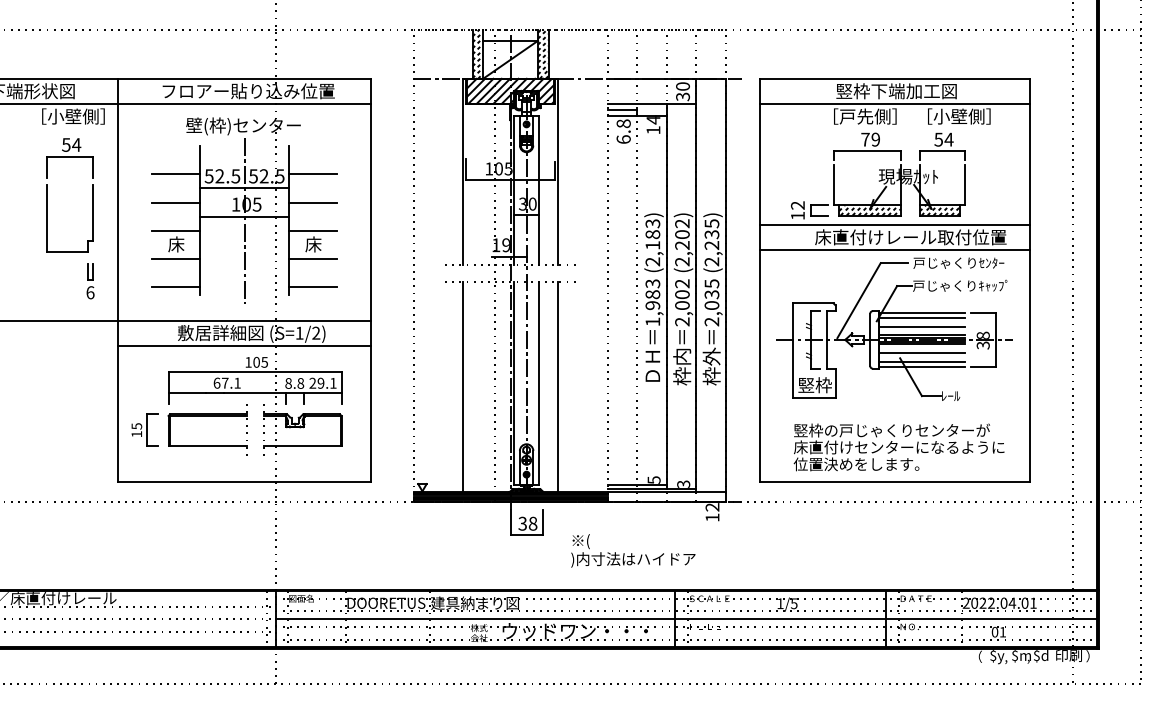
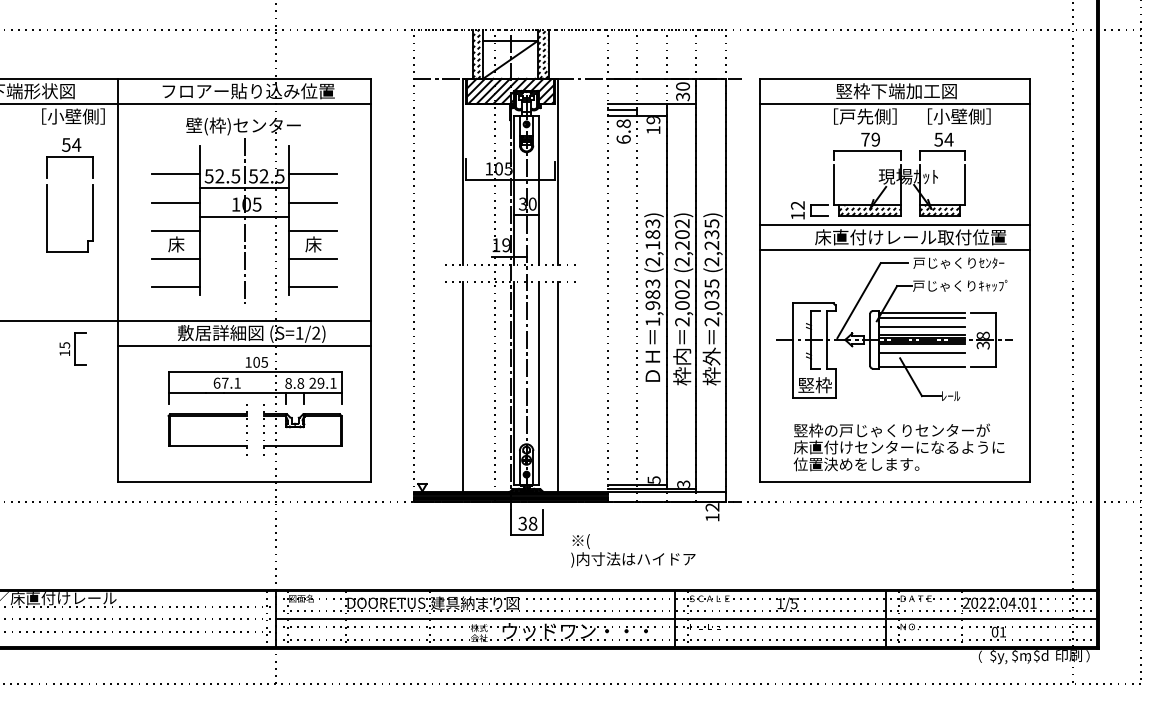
text: 14 -> 19 (653, 120)
part: present -> none (90, 281)
line: present -> none (921, 362)
part position: (144, 429) -> (72, 348) (72, 348)
